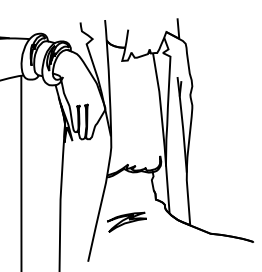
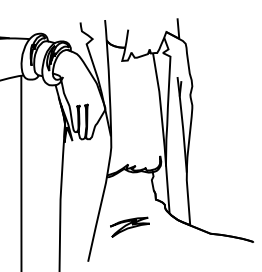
part position: (126, 221) -> (129, 226) (129, 226)
